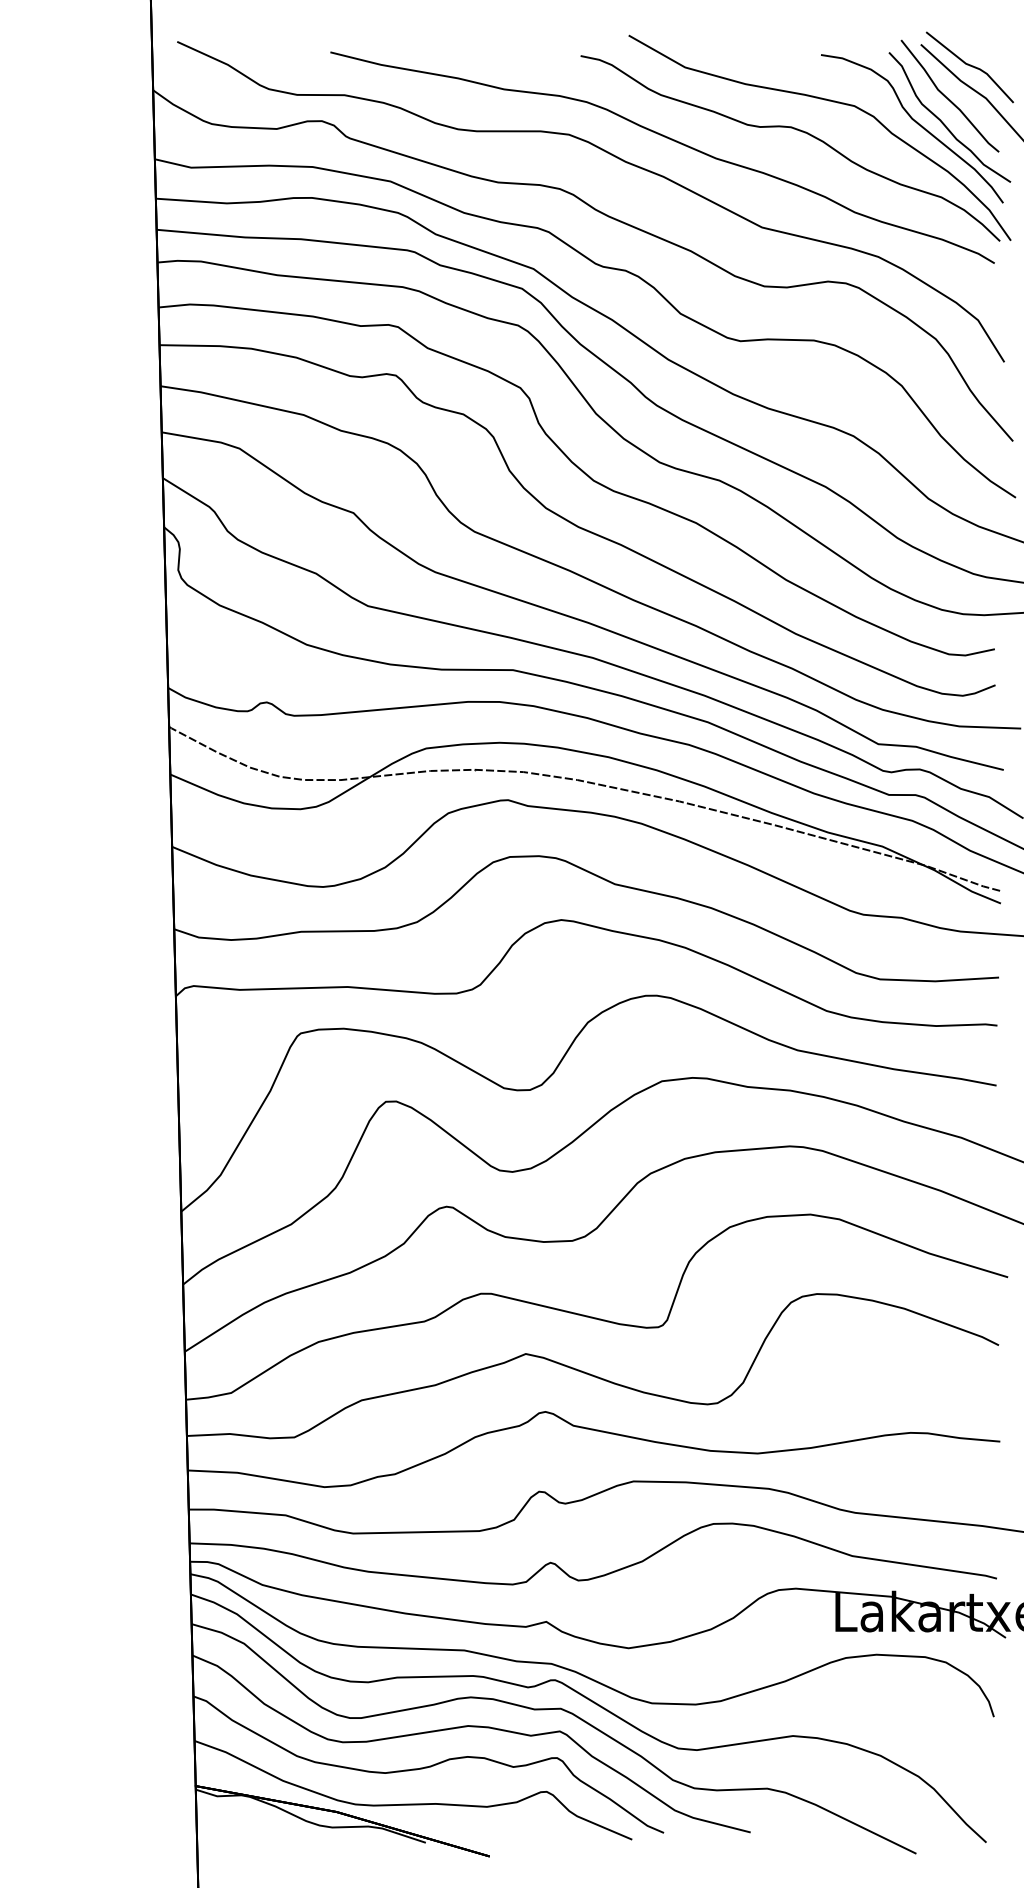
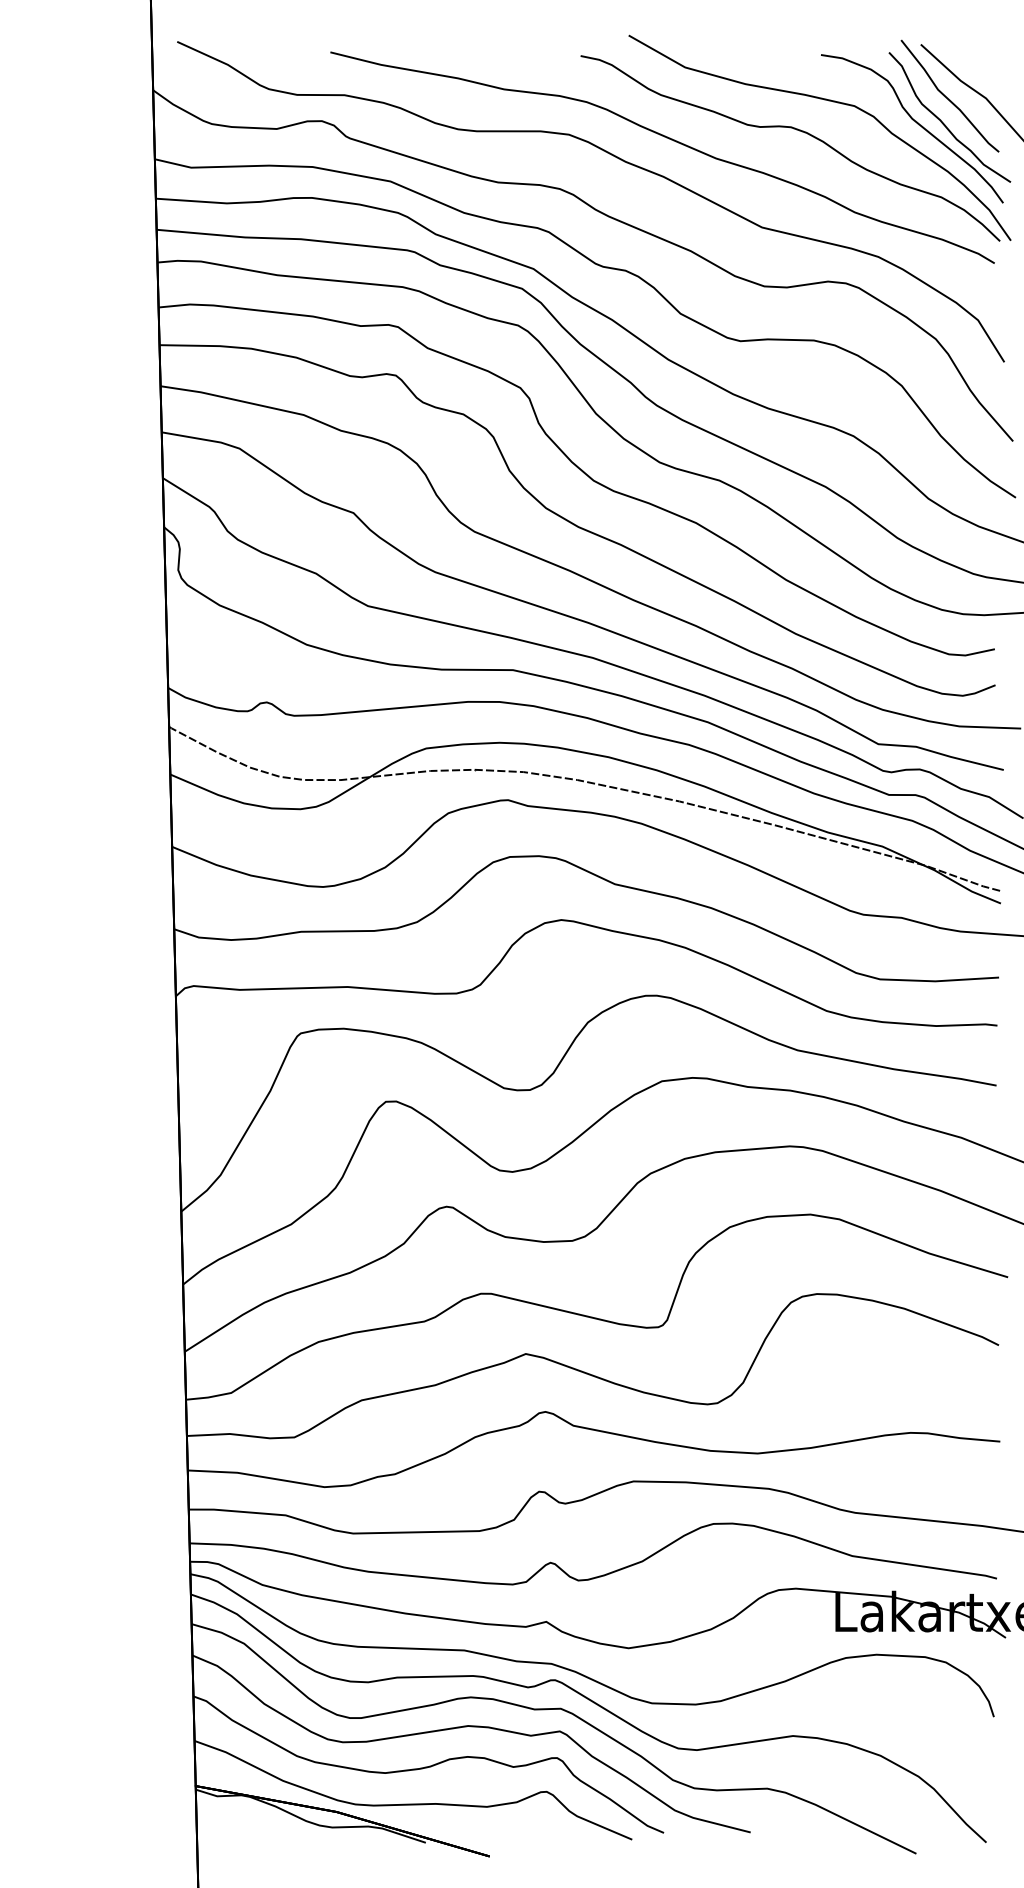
line: present -> none (969, 66)
